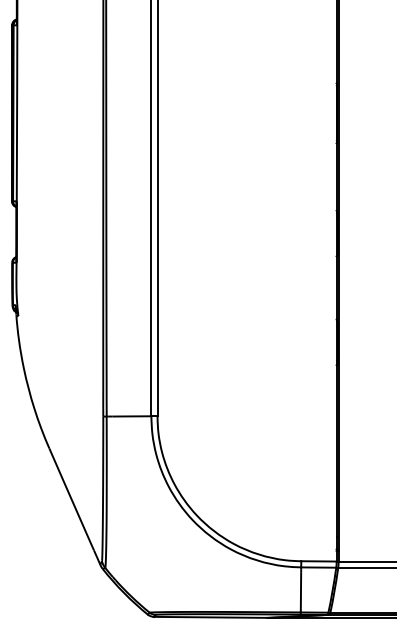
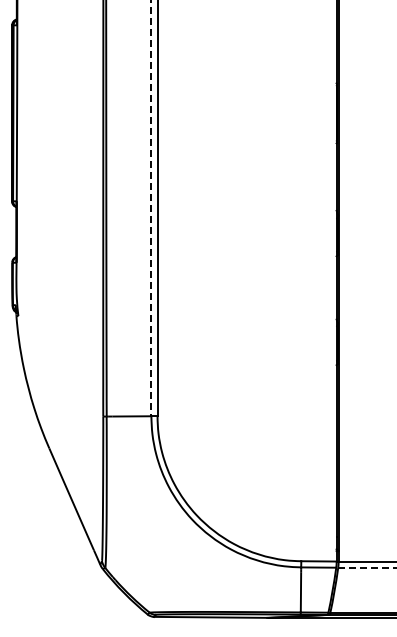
line: solid -> dashed (151, 208)
line: solid -> dashed (367, 567)
